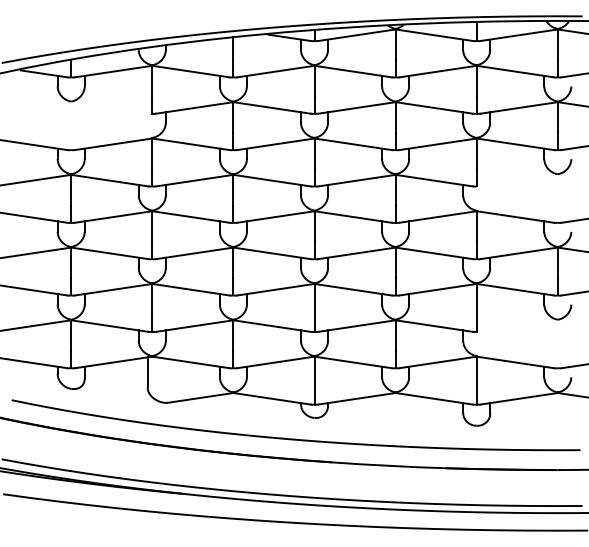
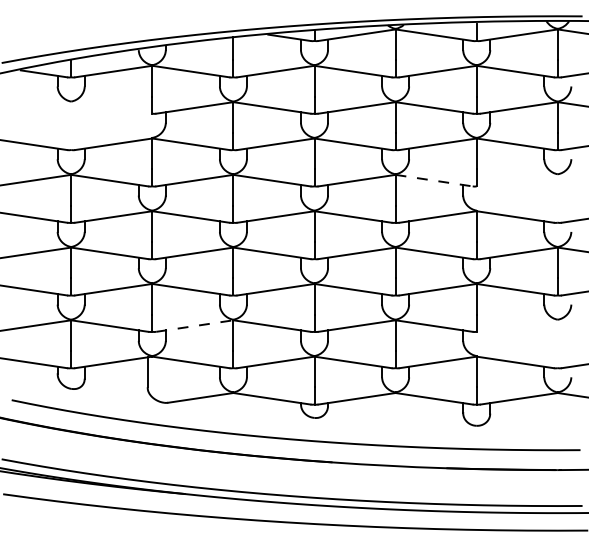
line: solid -> dashed (434, 180)
line: solid -> dashed (194, 326)
